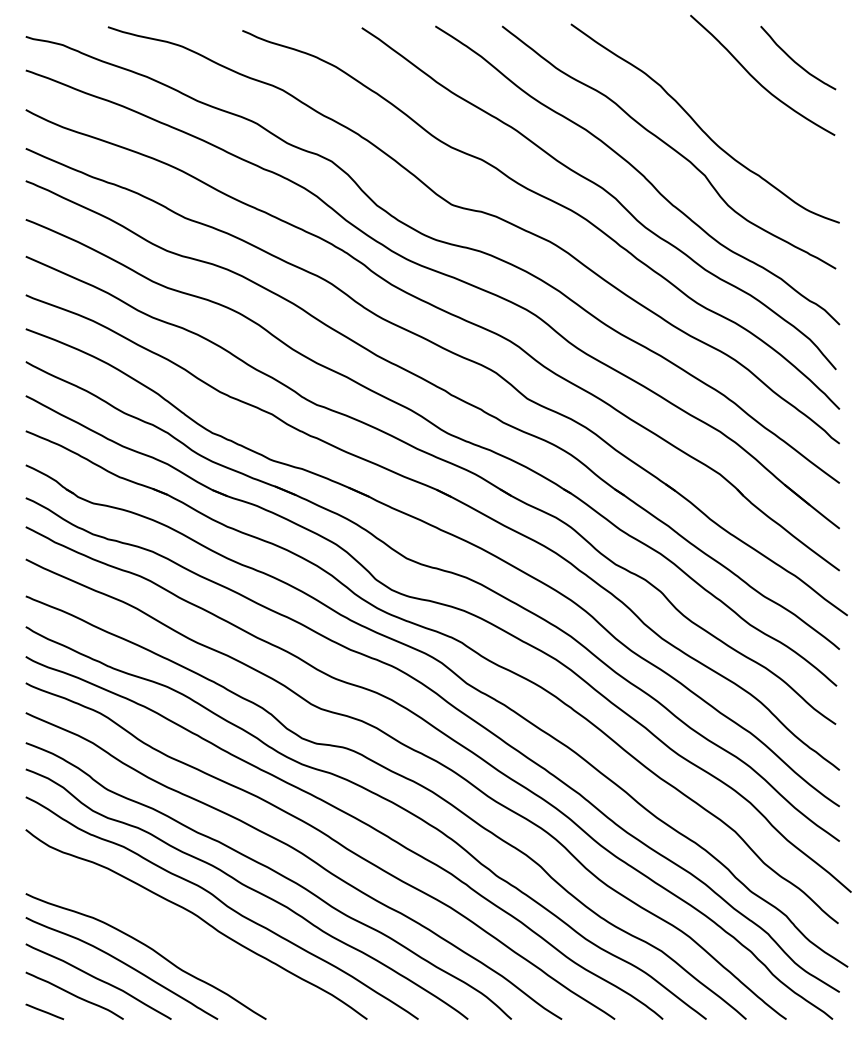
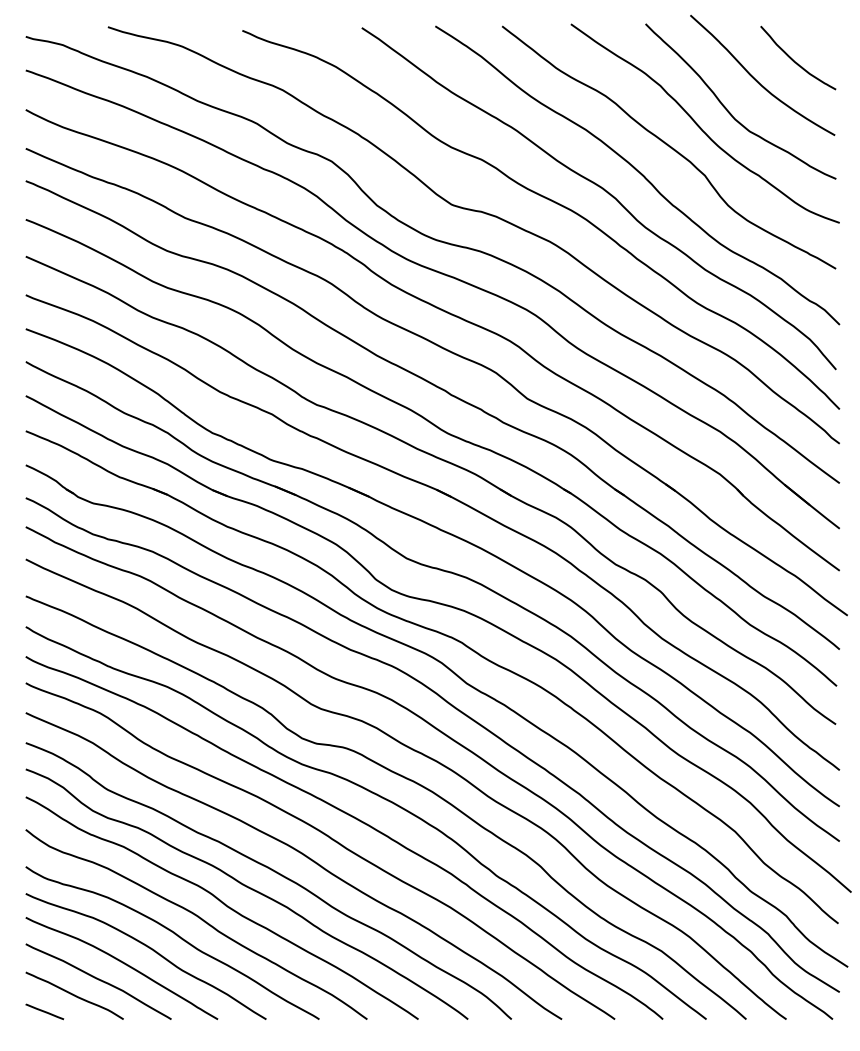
curve: none -> present (729, 111)
curve: none -> present (175, 935)
